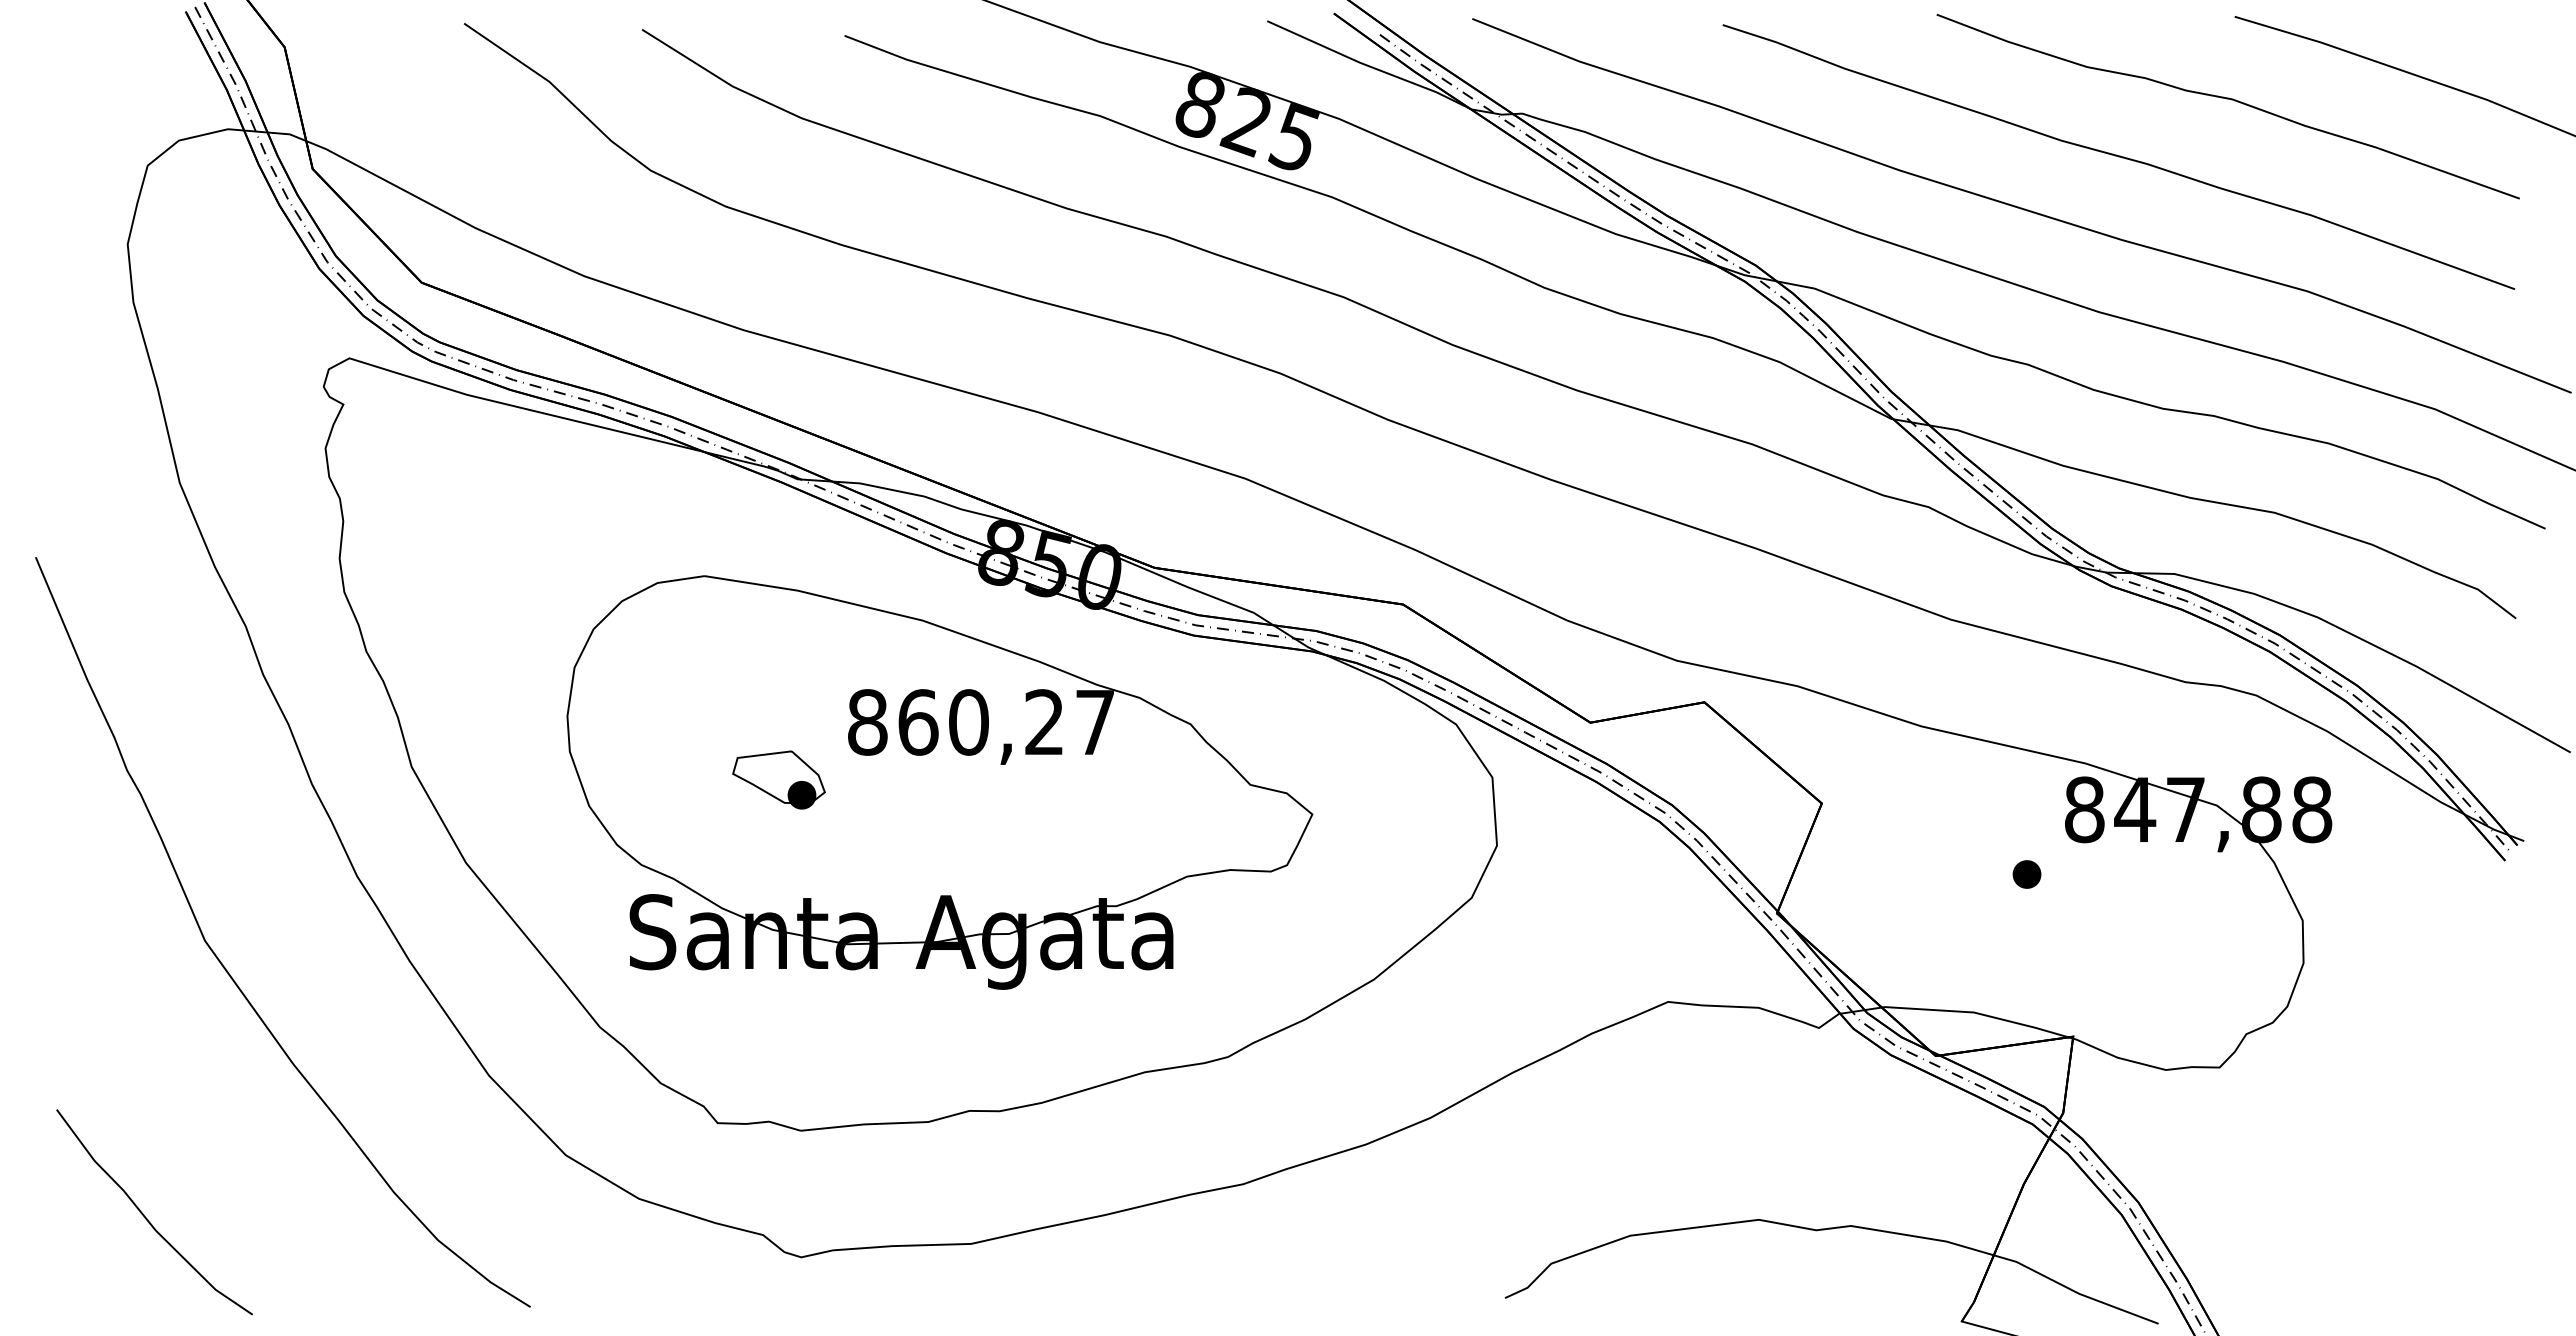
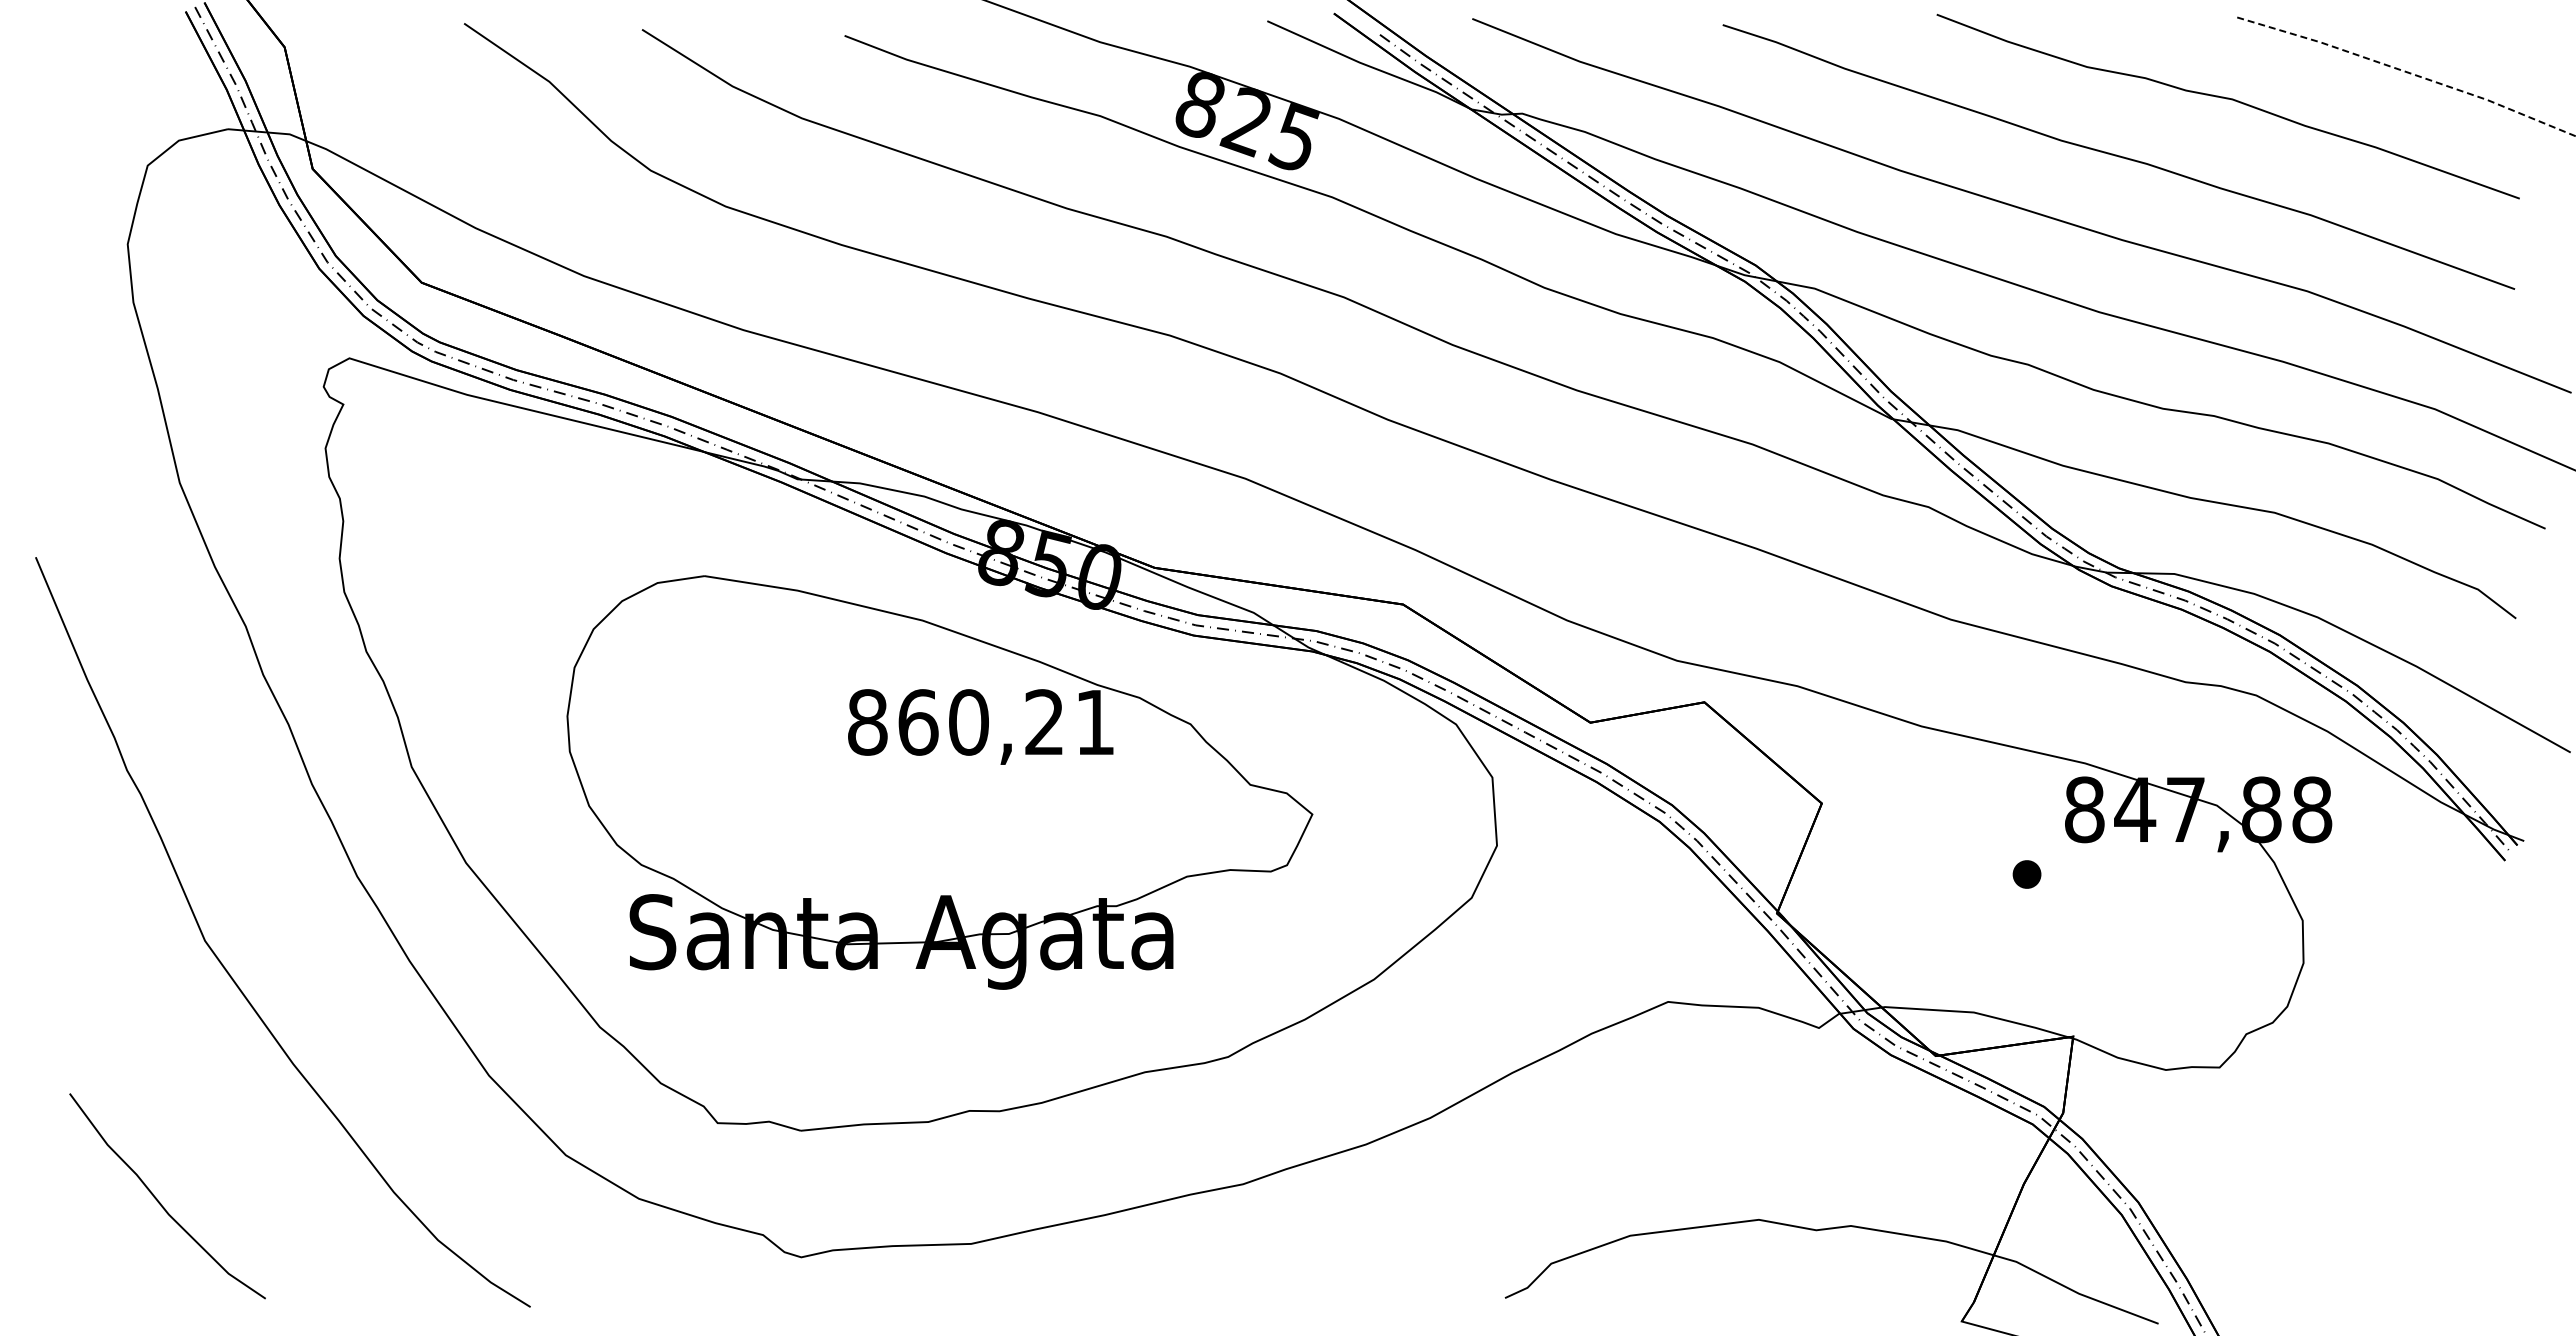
line: solid -> dashed (2406, 71)
text: 860,27 -> 860,21 (1094, 722)
part: present -> none (778, 779)
curve position: (147, 1218) -> (160, 1202) (160, 1202)
